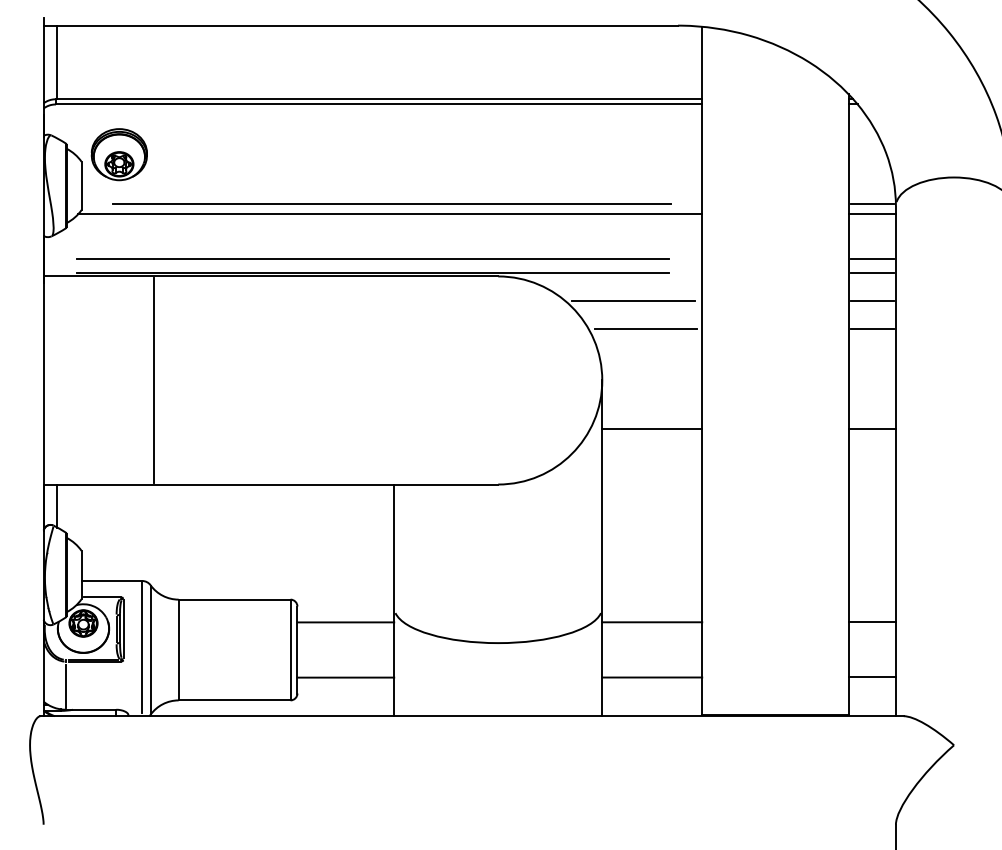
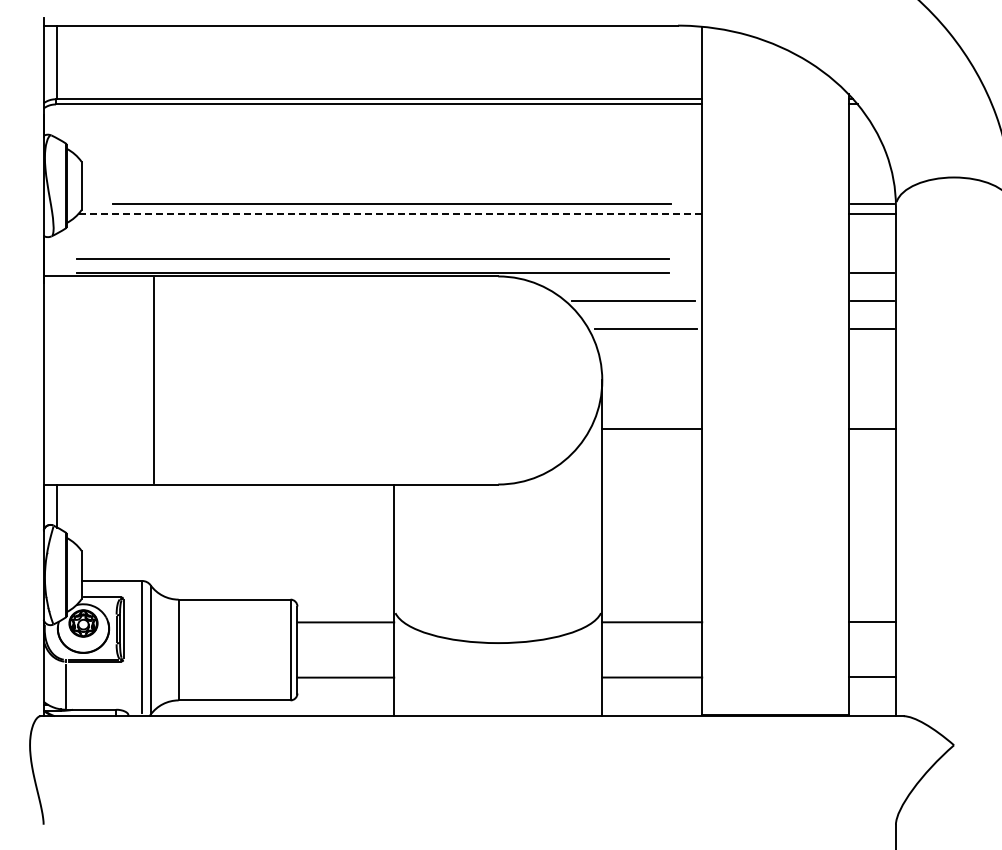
part: present -> none (118, 154)
line: solid -> dashed (390, 214)
line: present -> none (871, 259)
